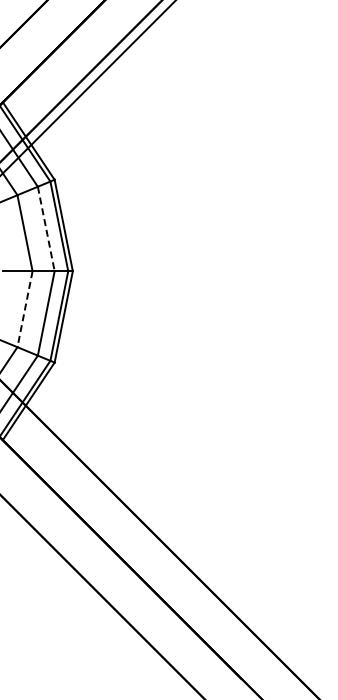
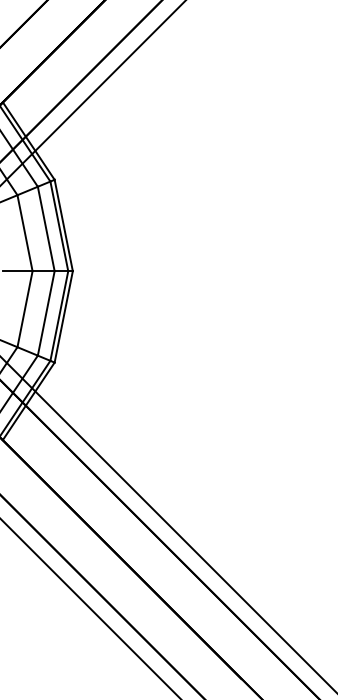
line position: (87, 87) -> (92, 92) (92, 92)
line: dashed -> solid (46, 229)
line: dashed -> solid (25, 309)
line: none -> present (168, 524)
line: none -> present (90, 608)
